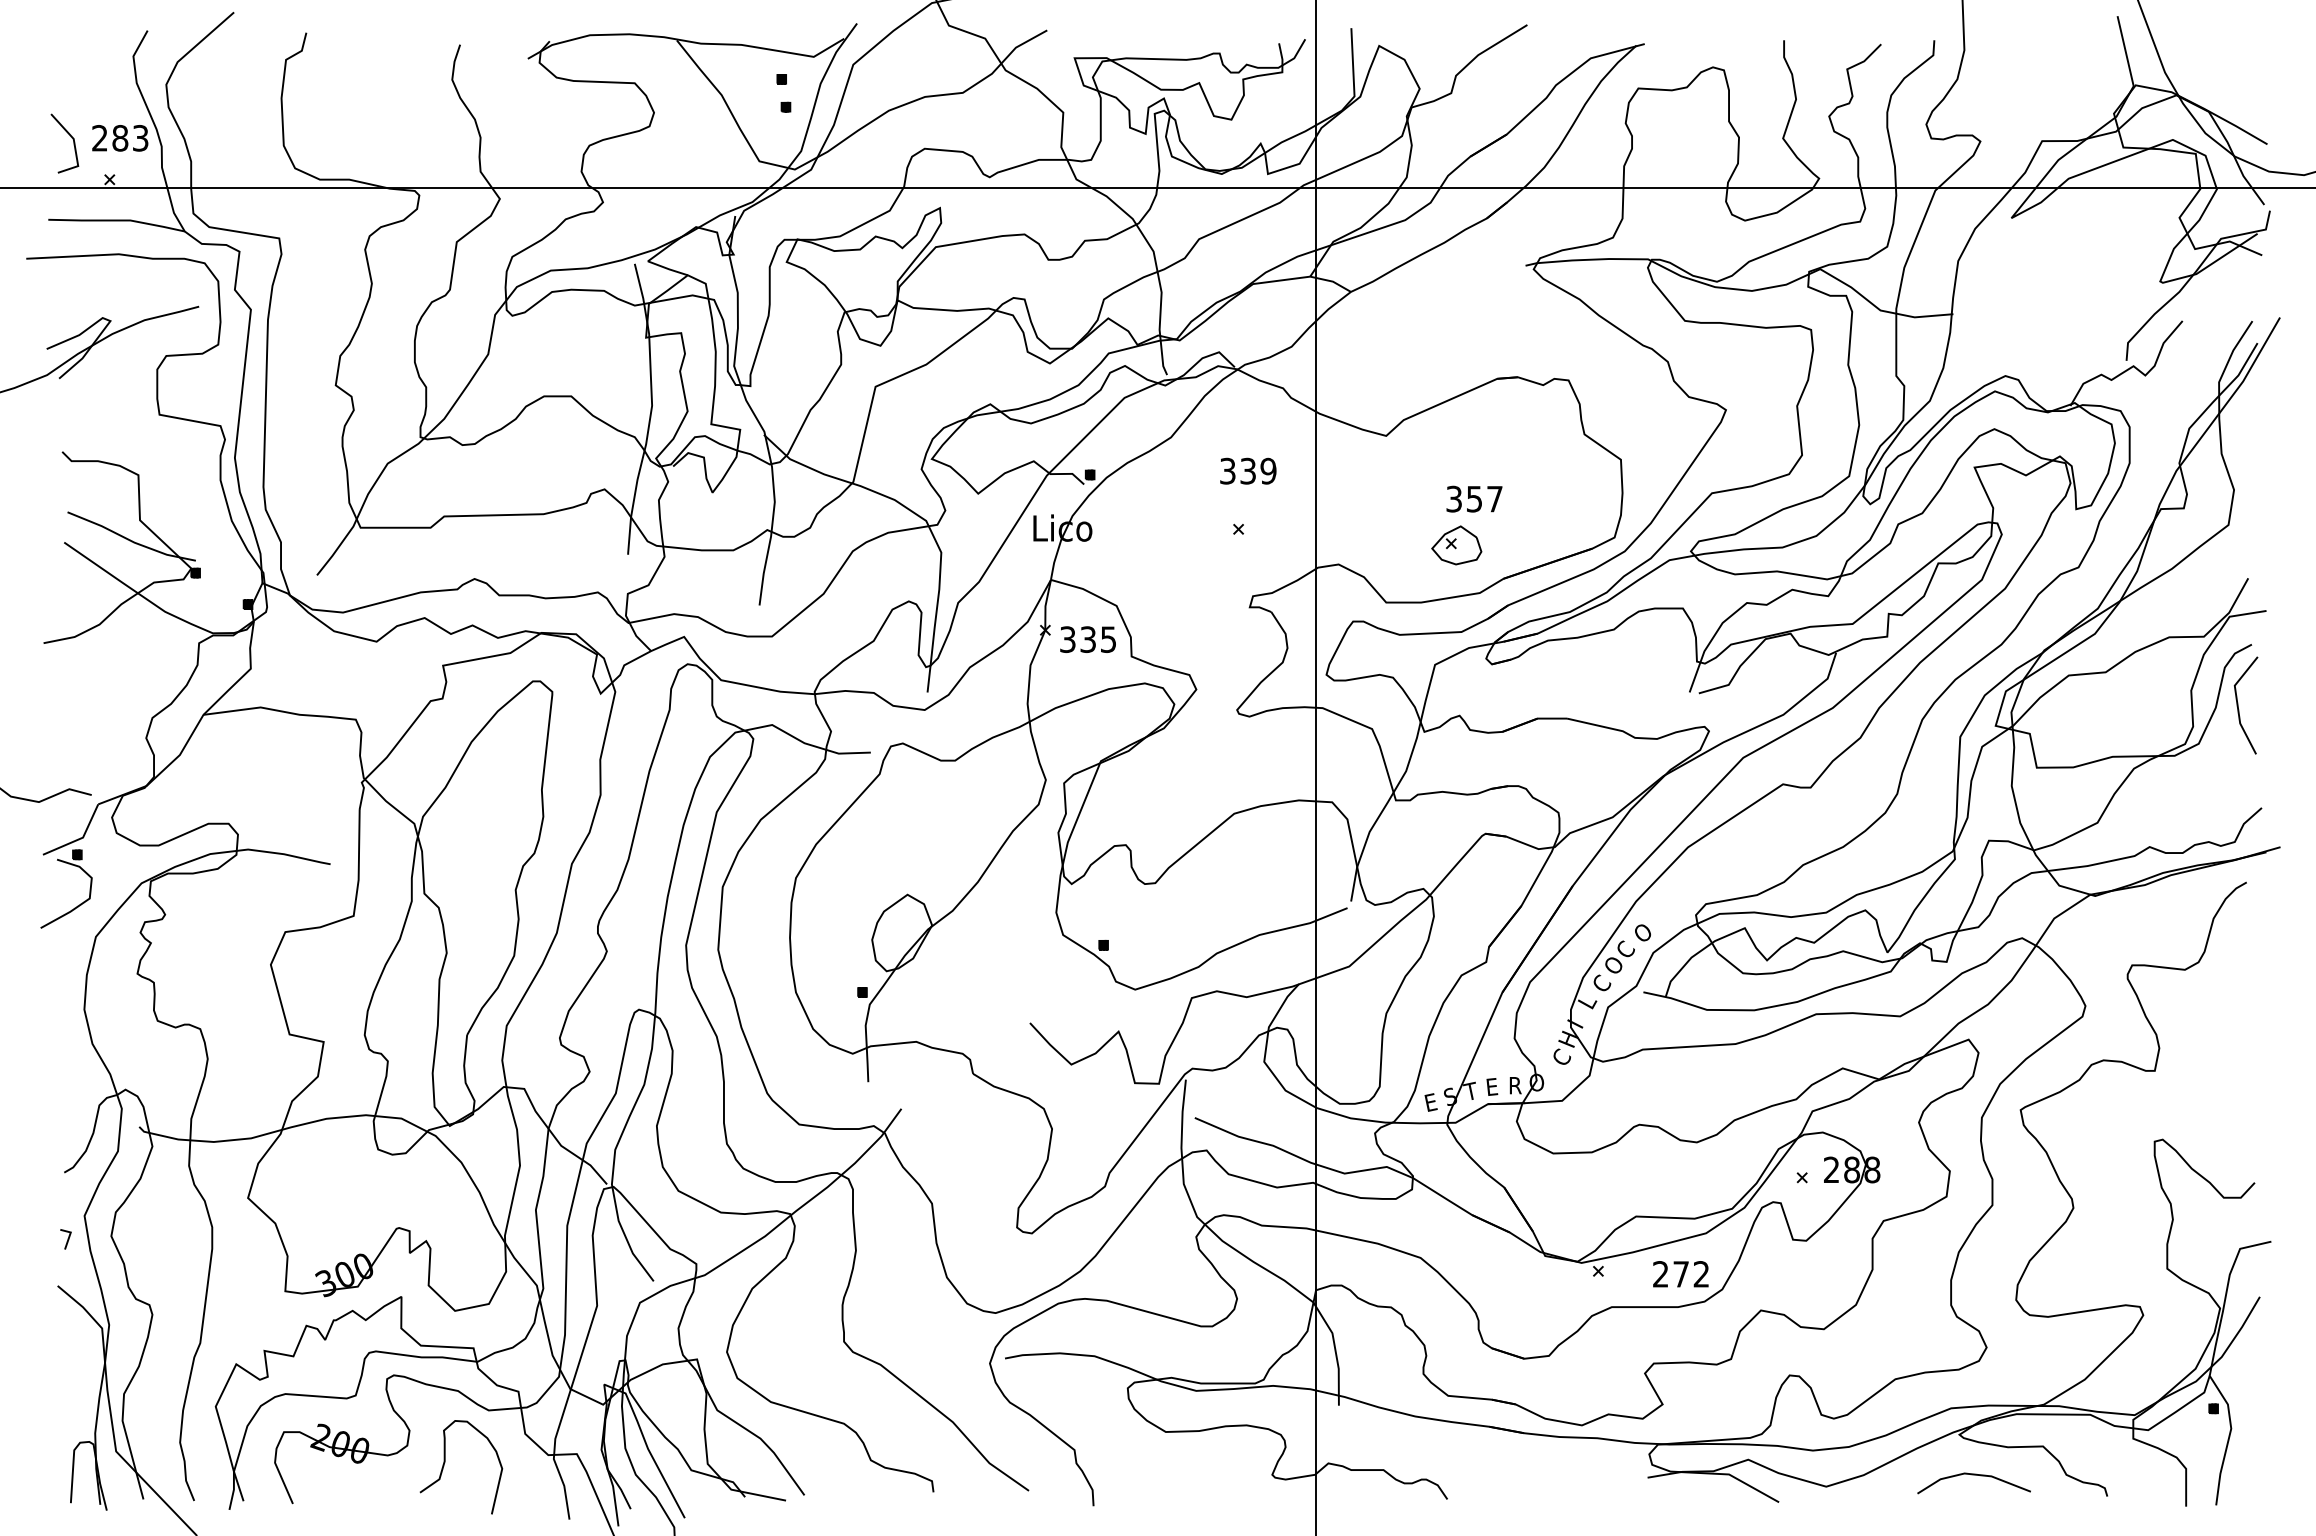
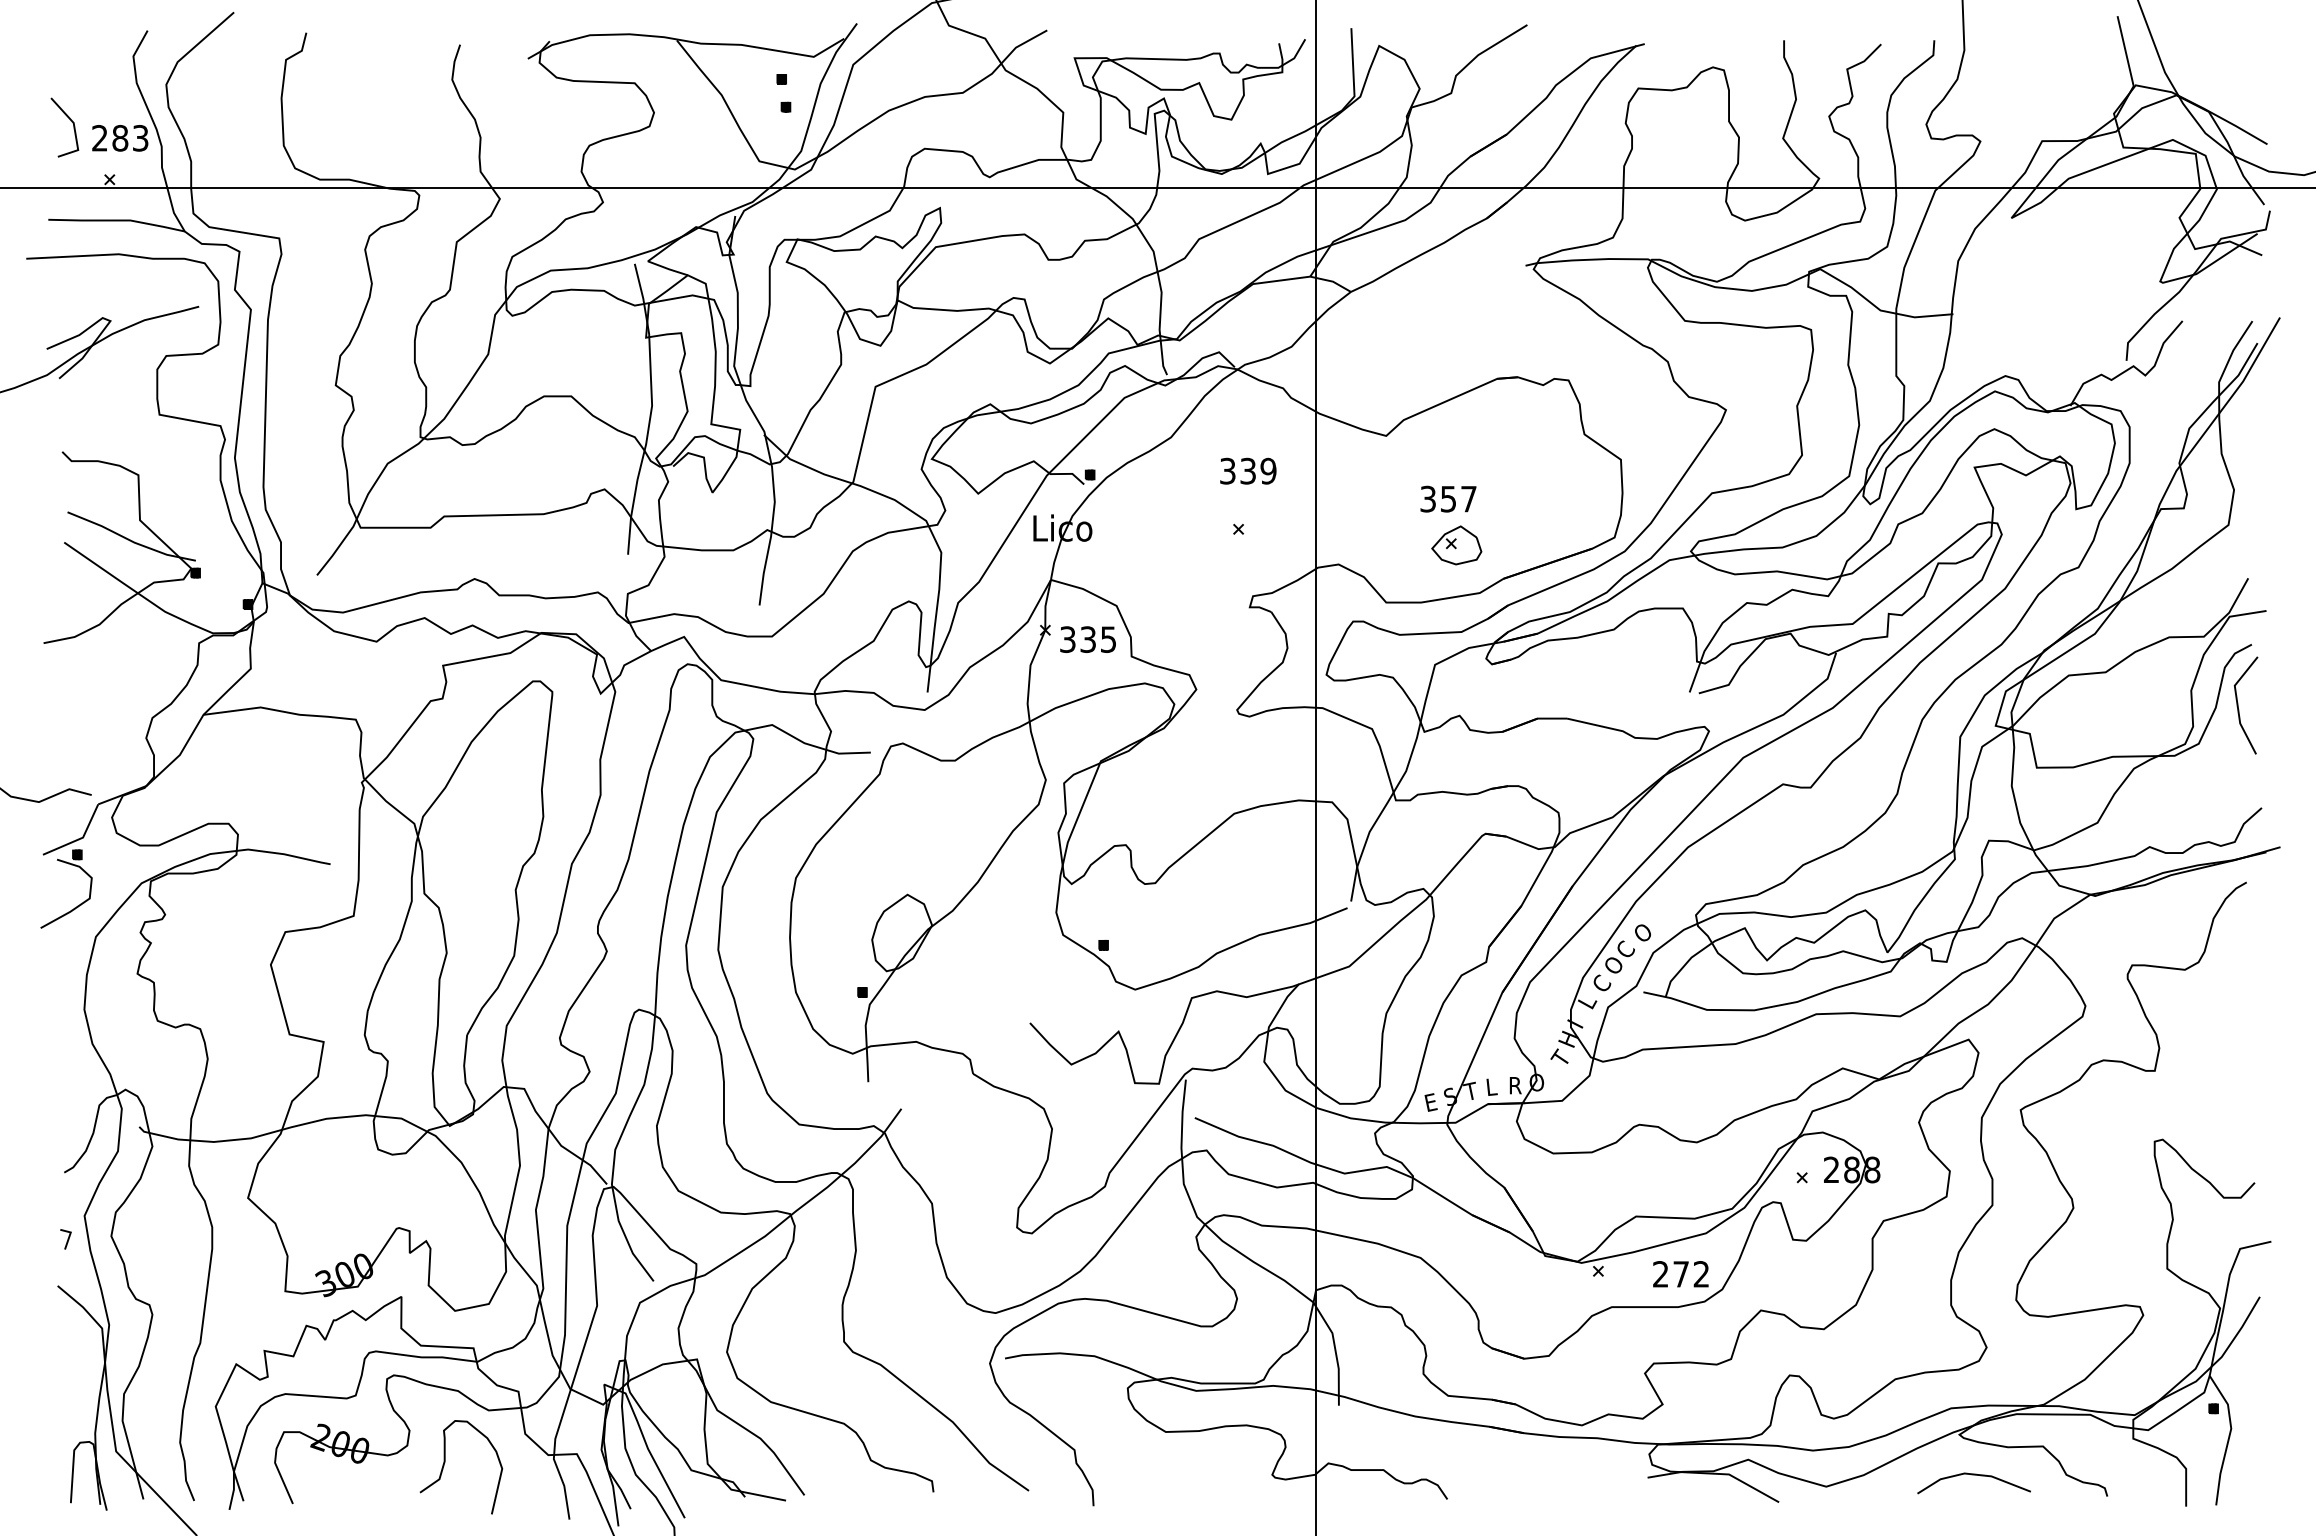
line position: (71, 138) -> (71, 122) (71, 122)
text position: (1474, 498) -> (1448, 498) (1448, 498)
text: C -> T (1560, 1056)
text: E -> L (1493, 1086)
